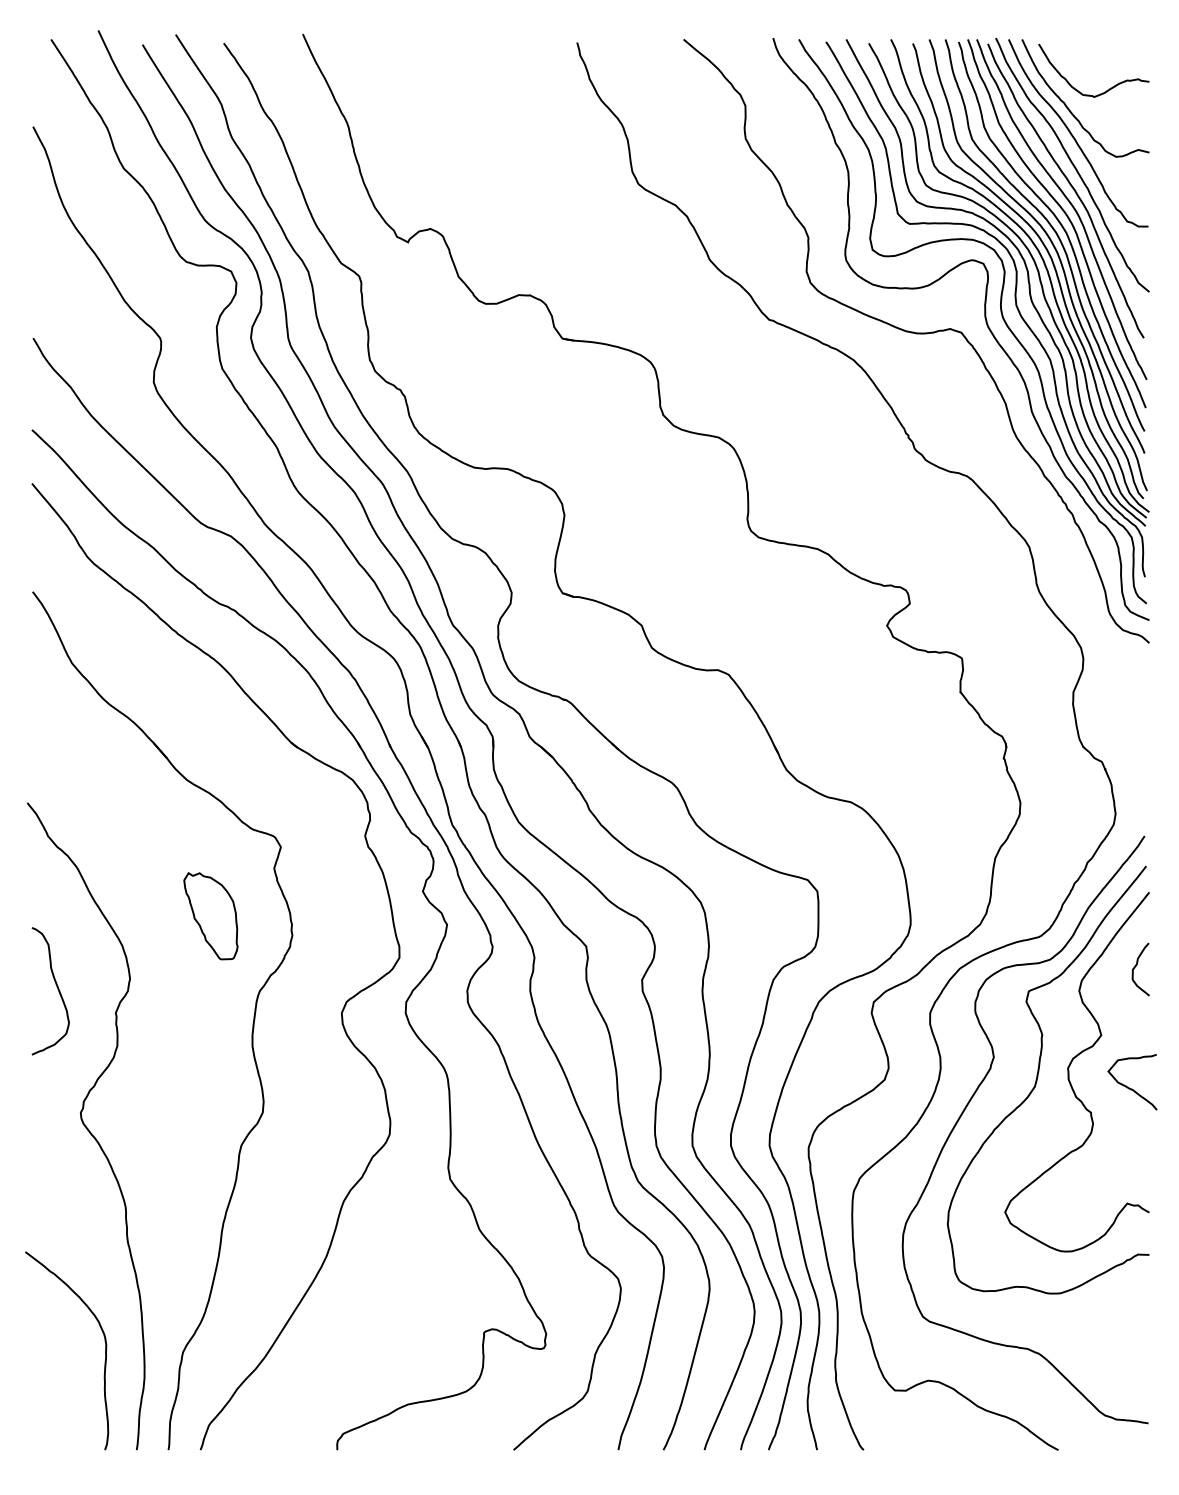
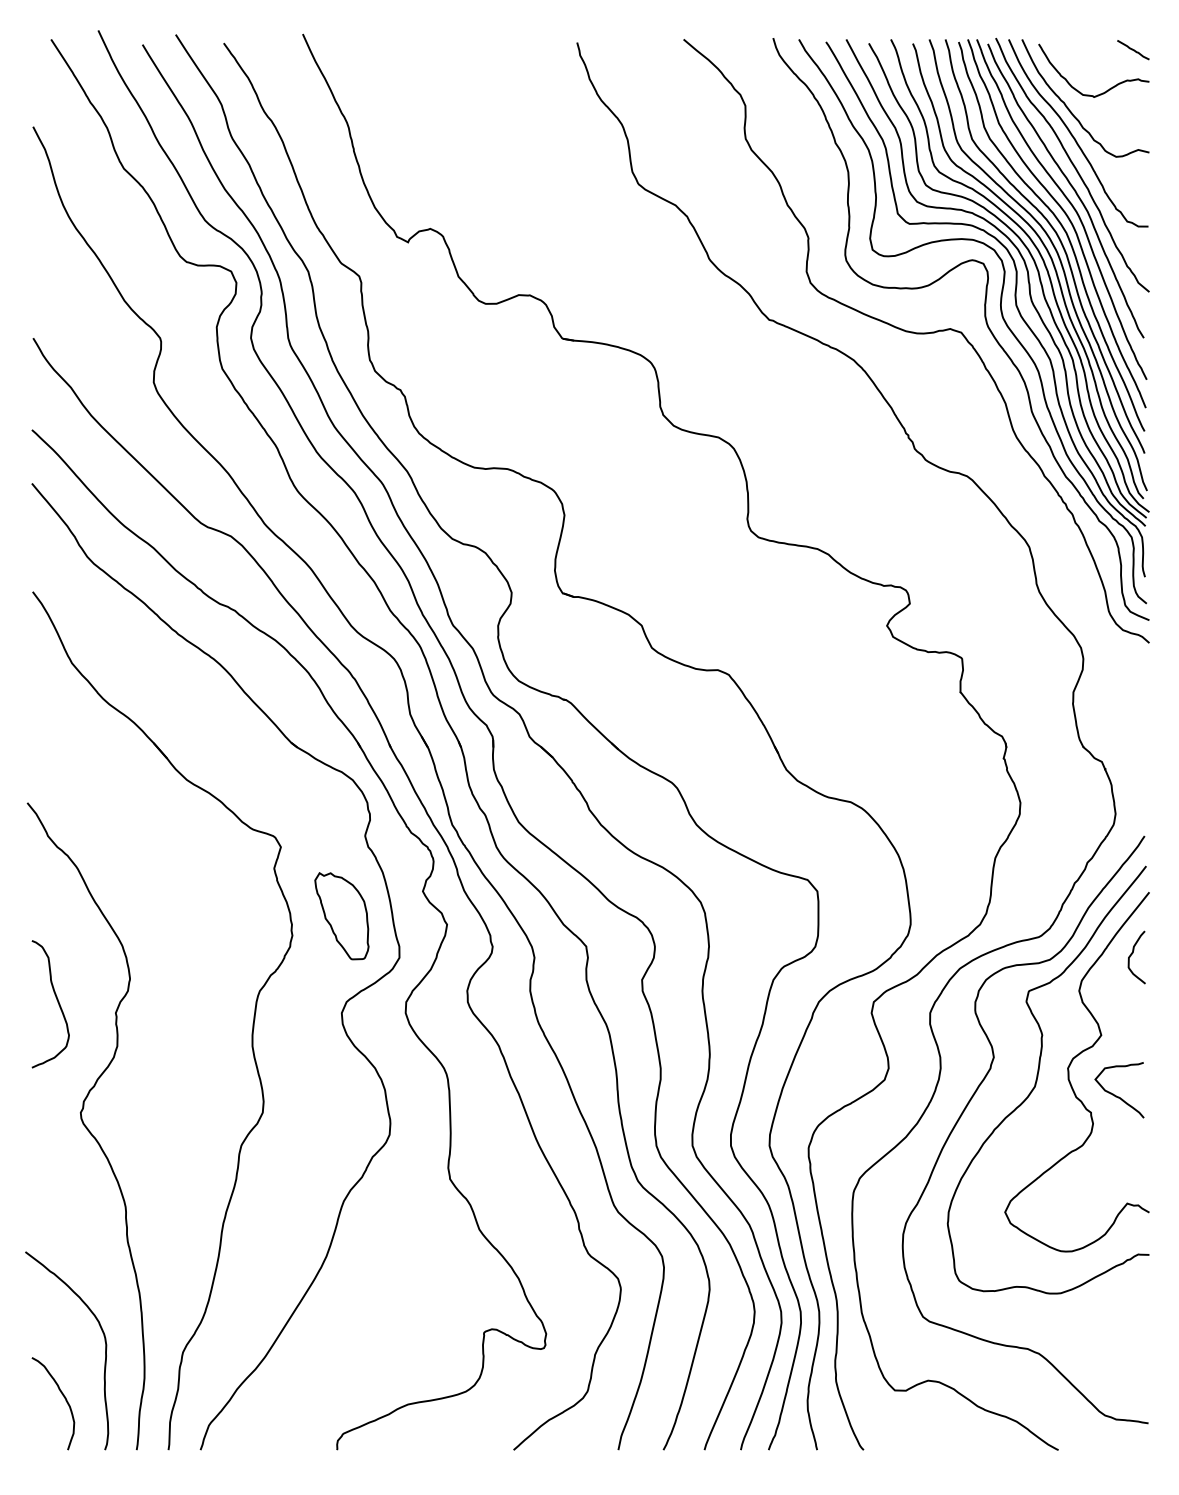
line: none -> present (1133, 50)
part position: (210, 916) -> (341, 916) (341, 916)
curve position: (1137, 965) -> (1133, 953) (1133, 953)
curve position: (56, 987) -> (56, 1000) (56, 1000)
curve position: (1129, 1087) -> (1116, 1095) (1116, 1095)
curve: none -> present (63, 1397)
